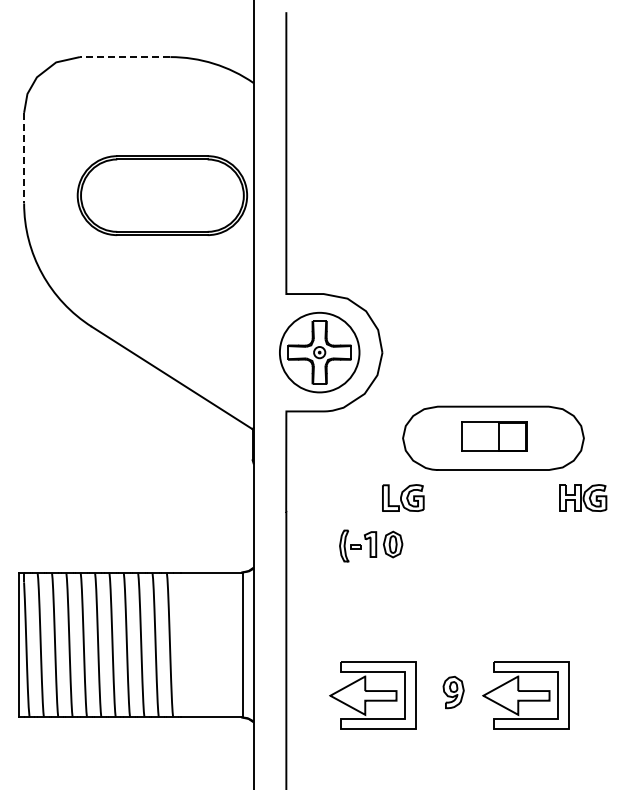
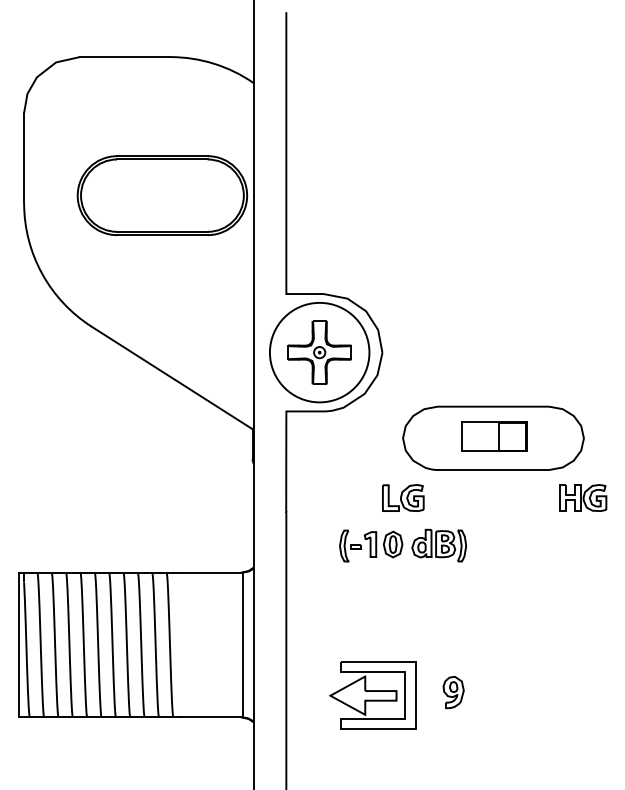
line: dashed -> solid (124, 57)
line: dashed -> solid (24, 158)
circle diameter: 80 px -> 100 px (319, 352)
part: none -> present (439, 545)
part: present -> none (525, 695)
